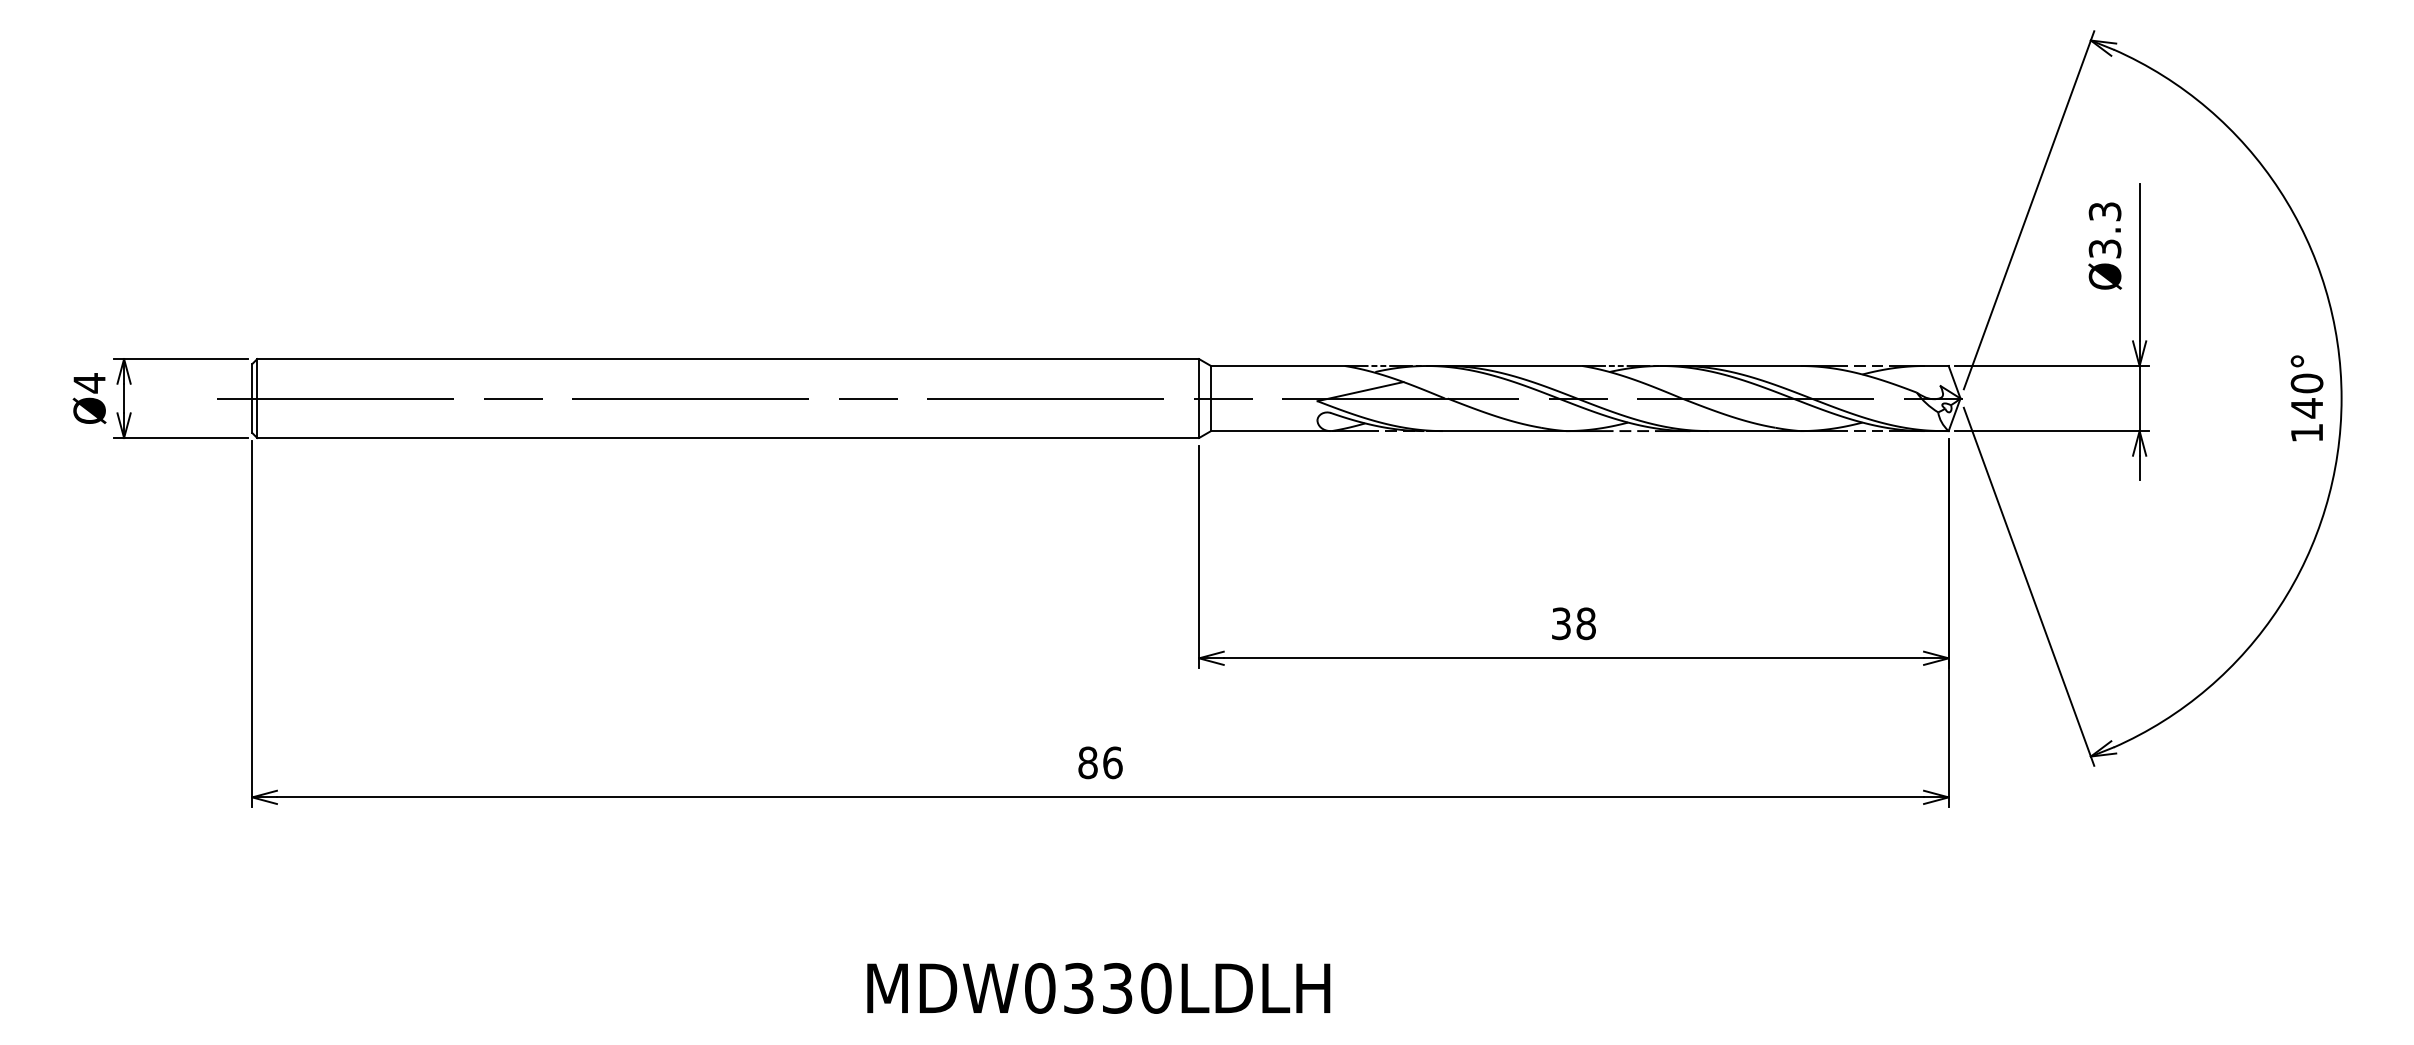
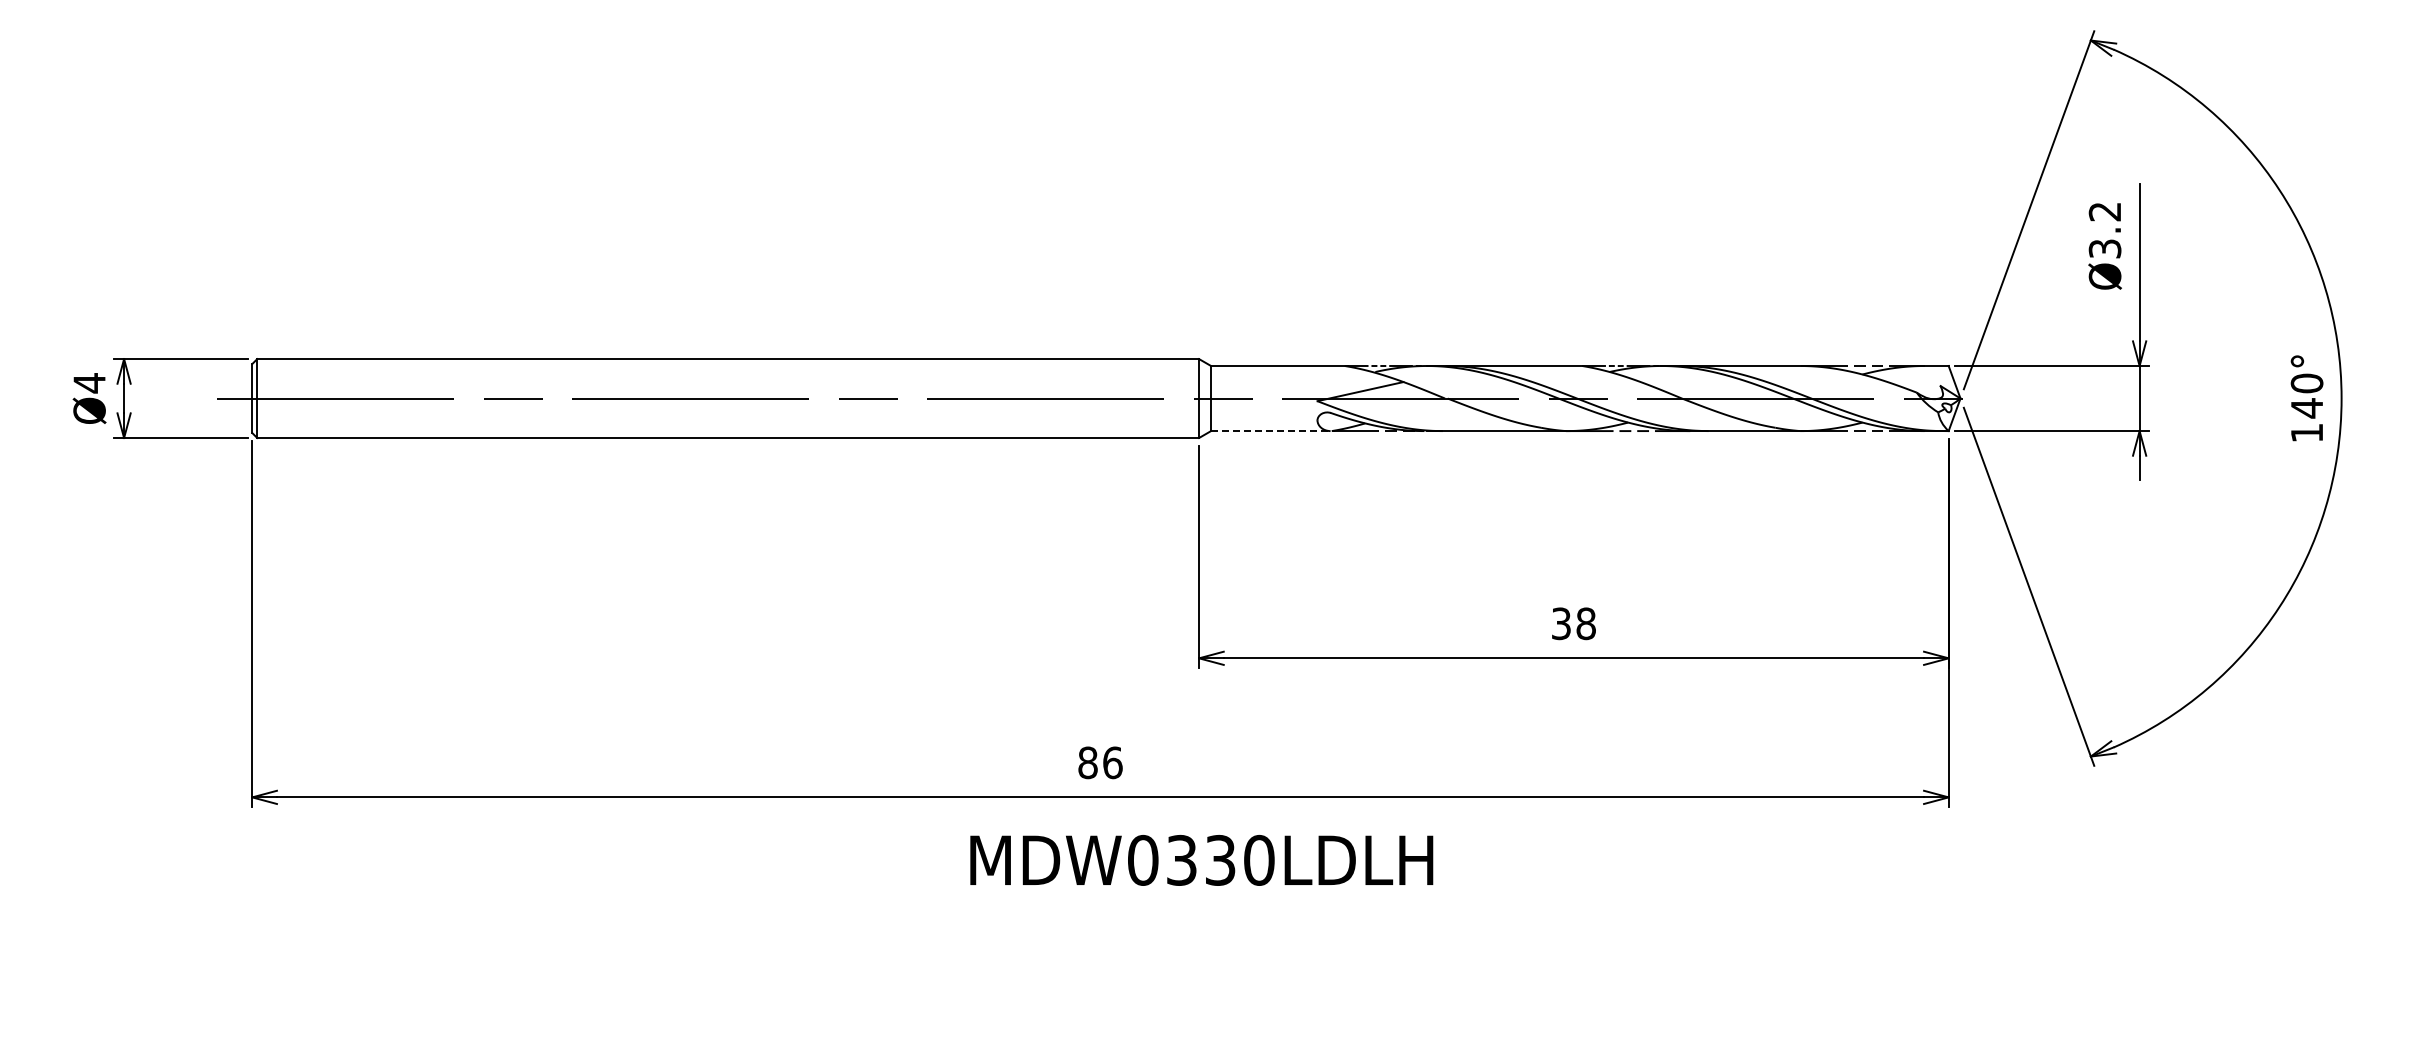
text: Ø3.3 -> Ø3.2 (2105, 211)
line: solid -> dashed (1272, 431)
text position: (1098, 988) -> (1201, 860) (1201, 860)
